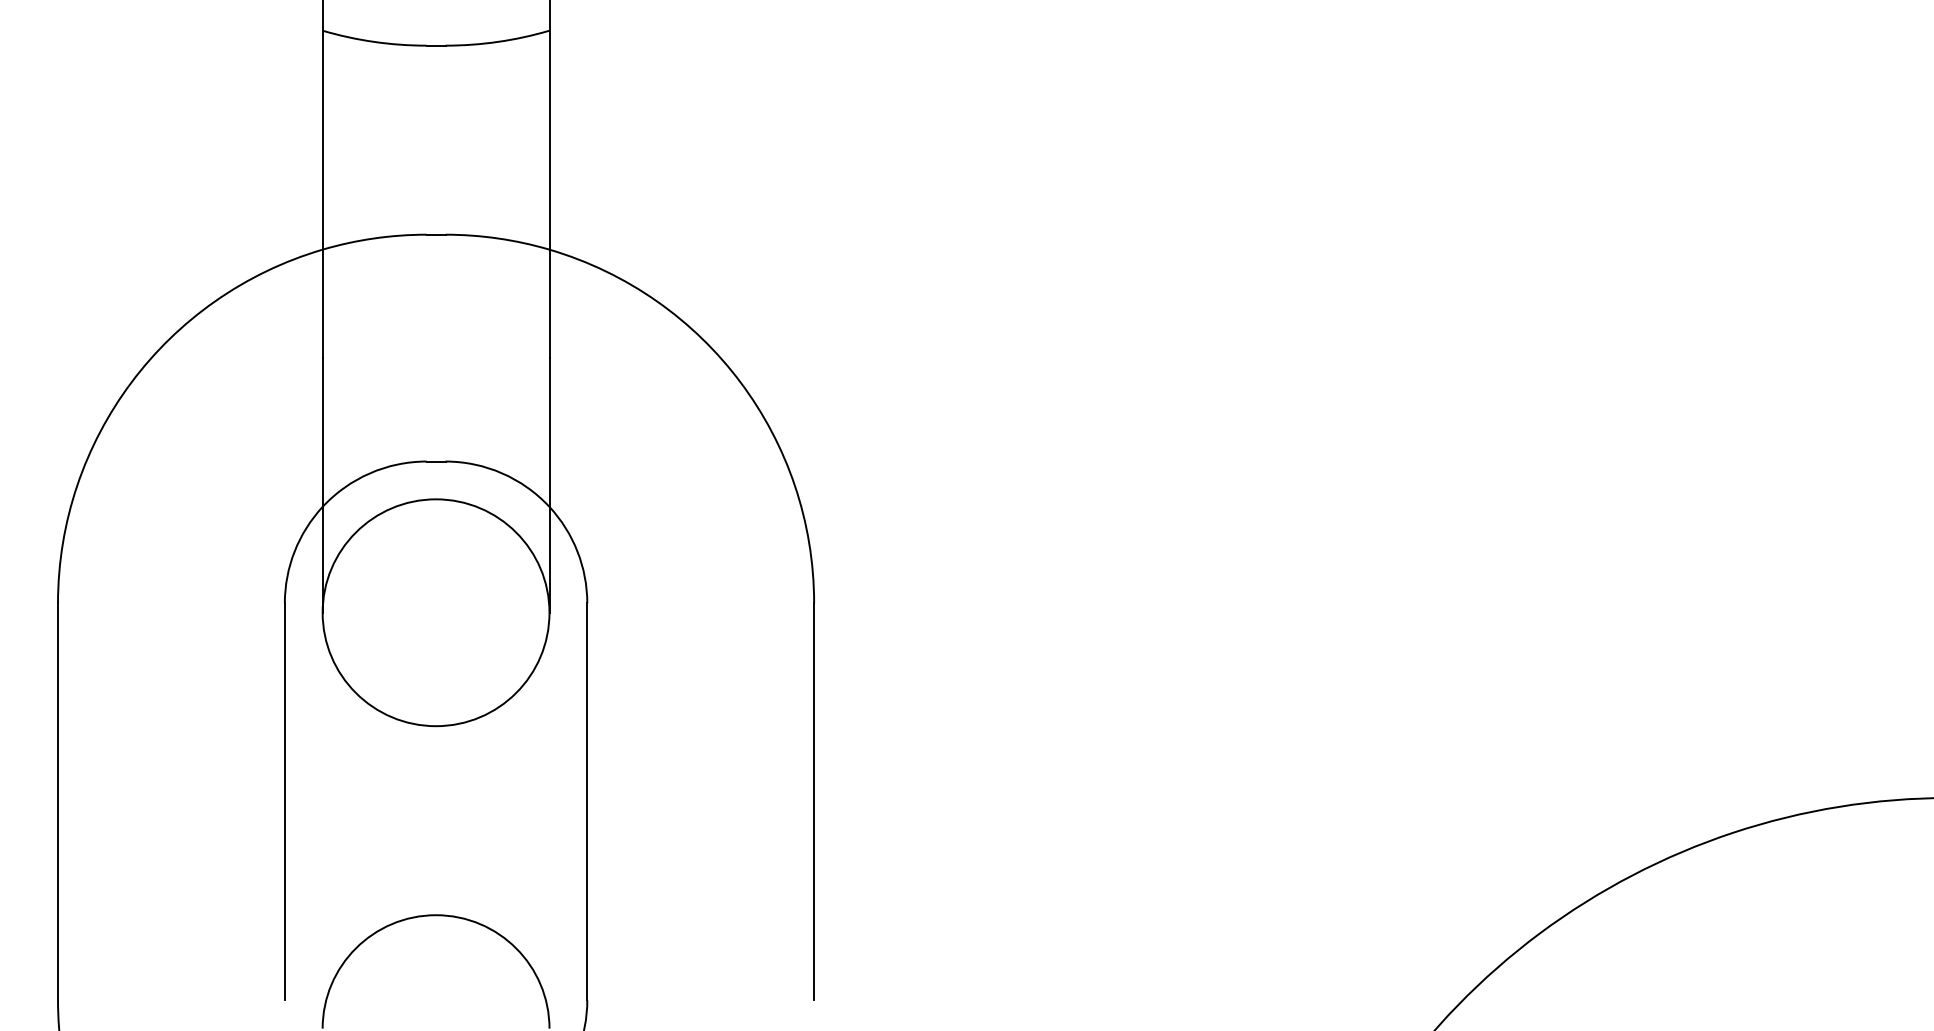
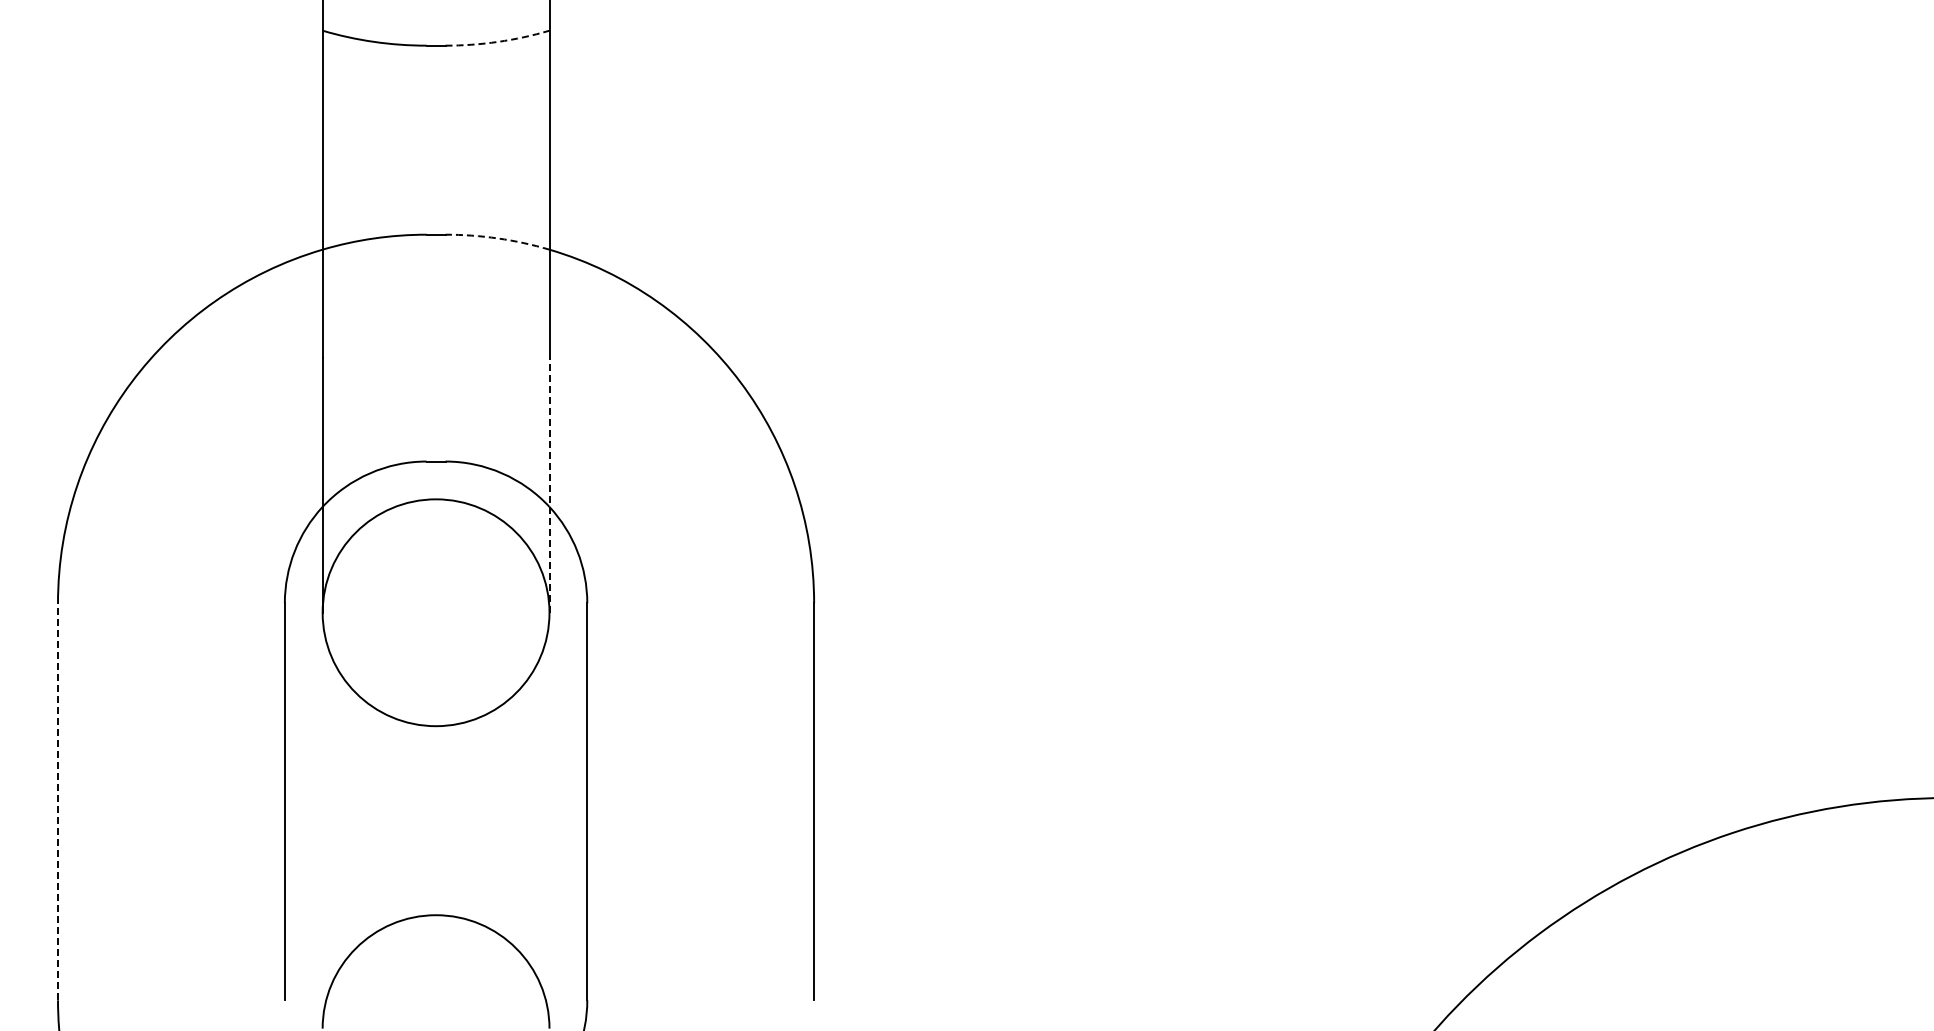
arc: solid -> dashed (498, 41)
arc: solid -> dashed (498, 238)
line: solid -> dashed (549, 485)
line: solid -> dashed (58, 801)
